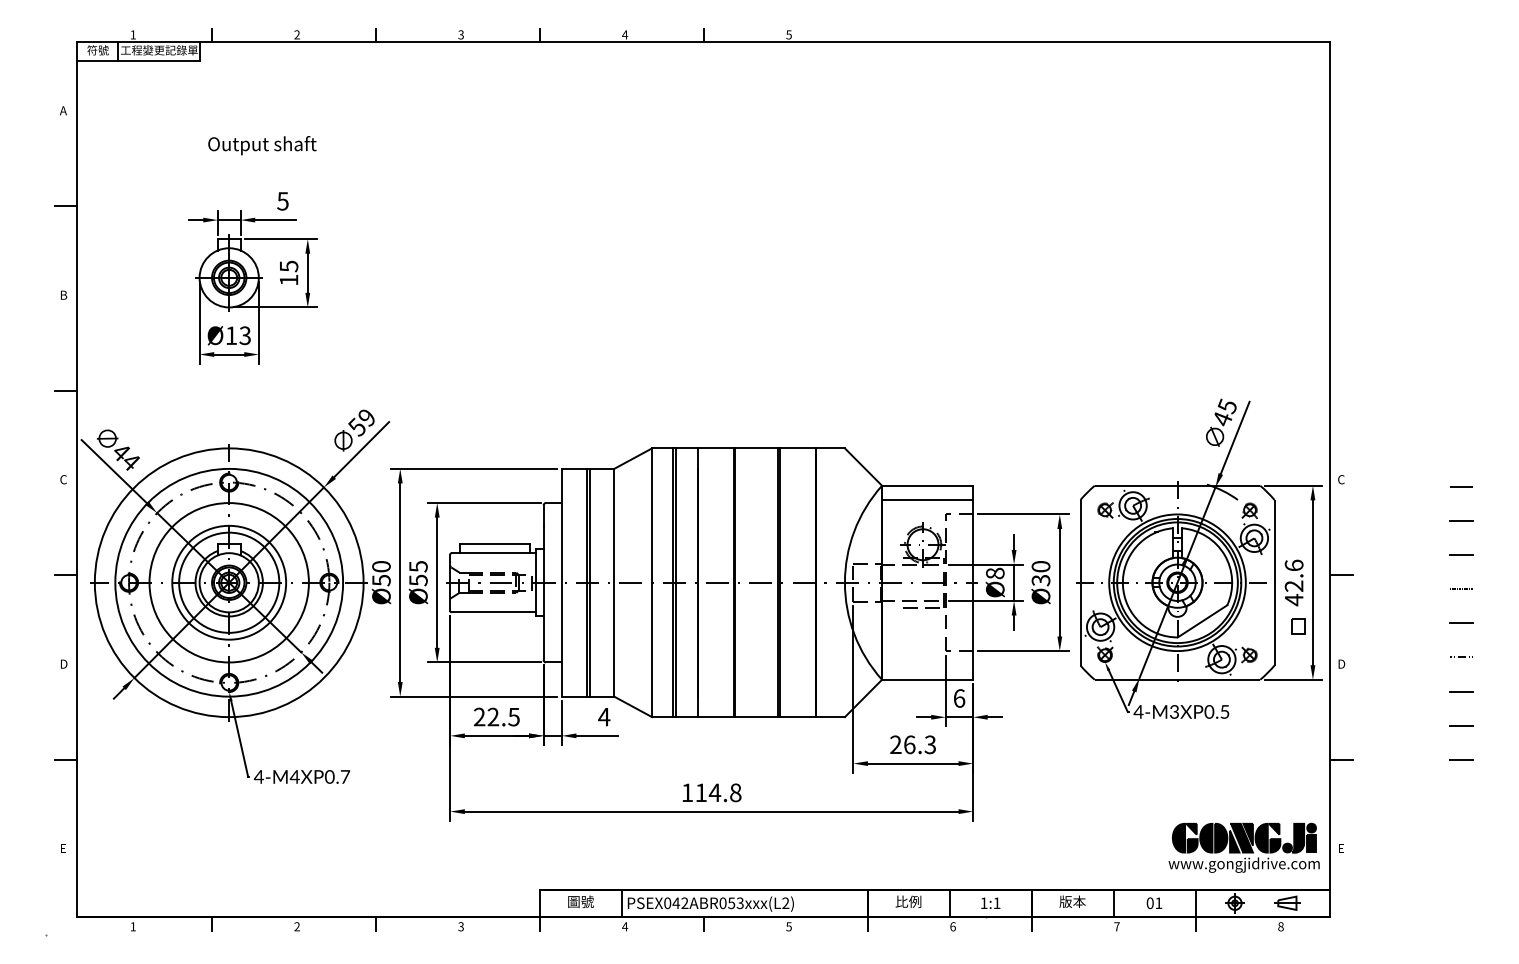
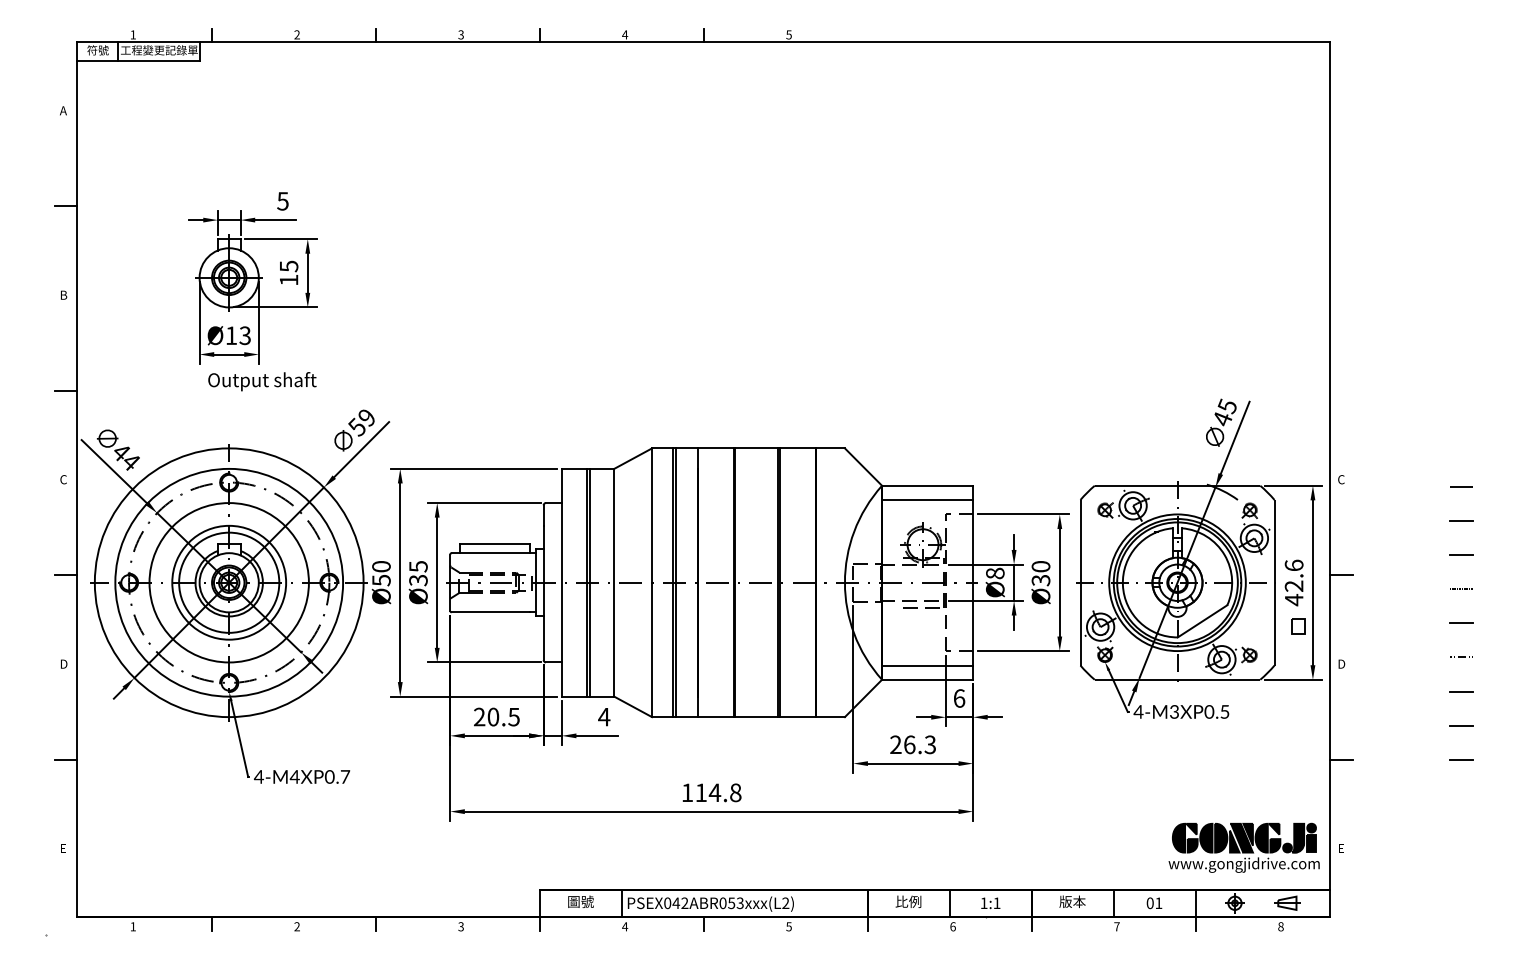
text position: (262, 145) -> (262, 381) (262, 381)
text: Ø55 -> Ø35 (418, 579)
line: none -> present (927, 665)
text: 22.5 -> 20.5 (493, 716)
